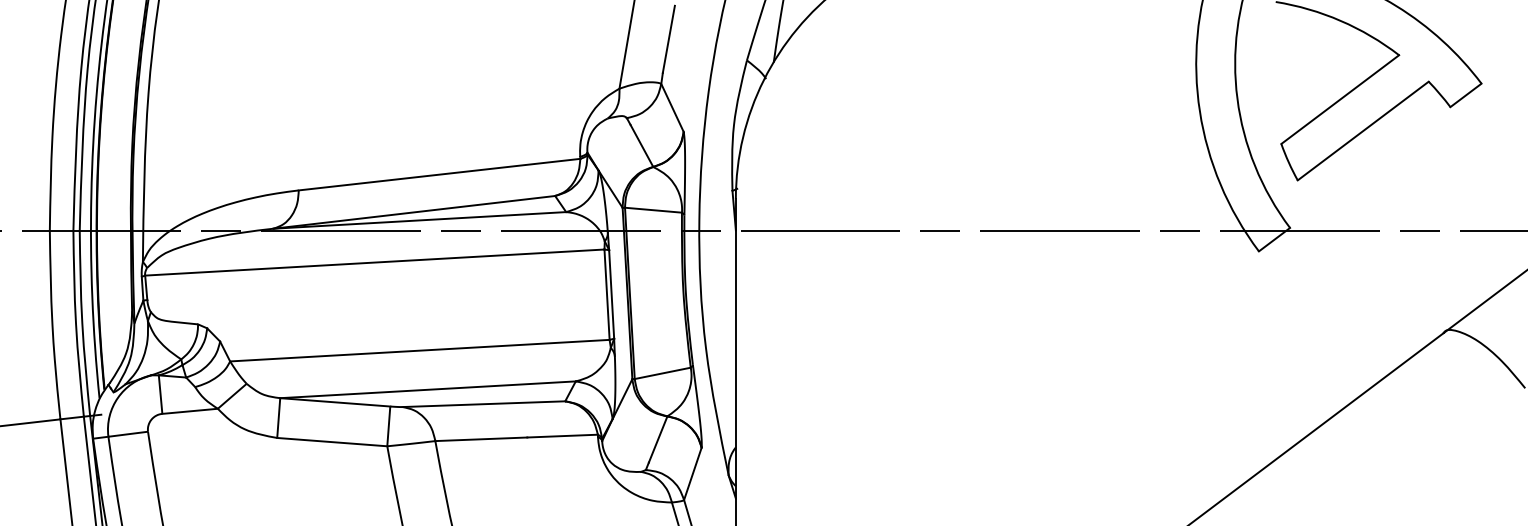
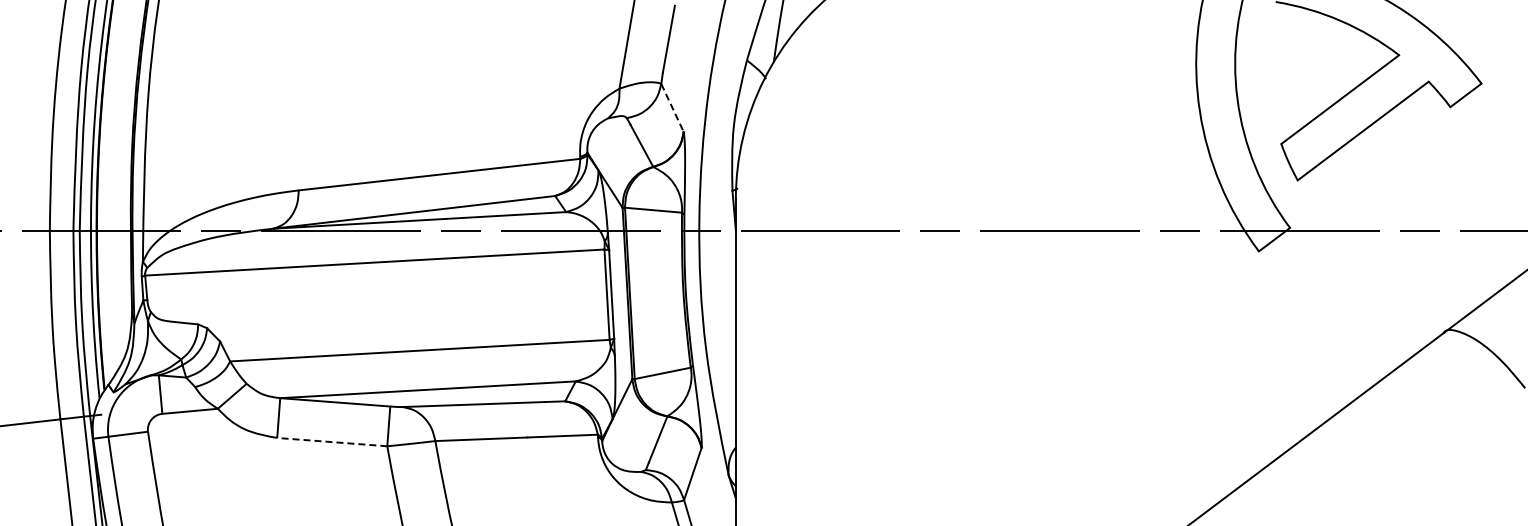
line: solid -> dashed (672, 108)
line: solid -> dashed (331, 442)
